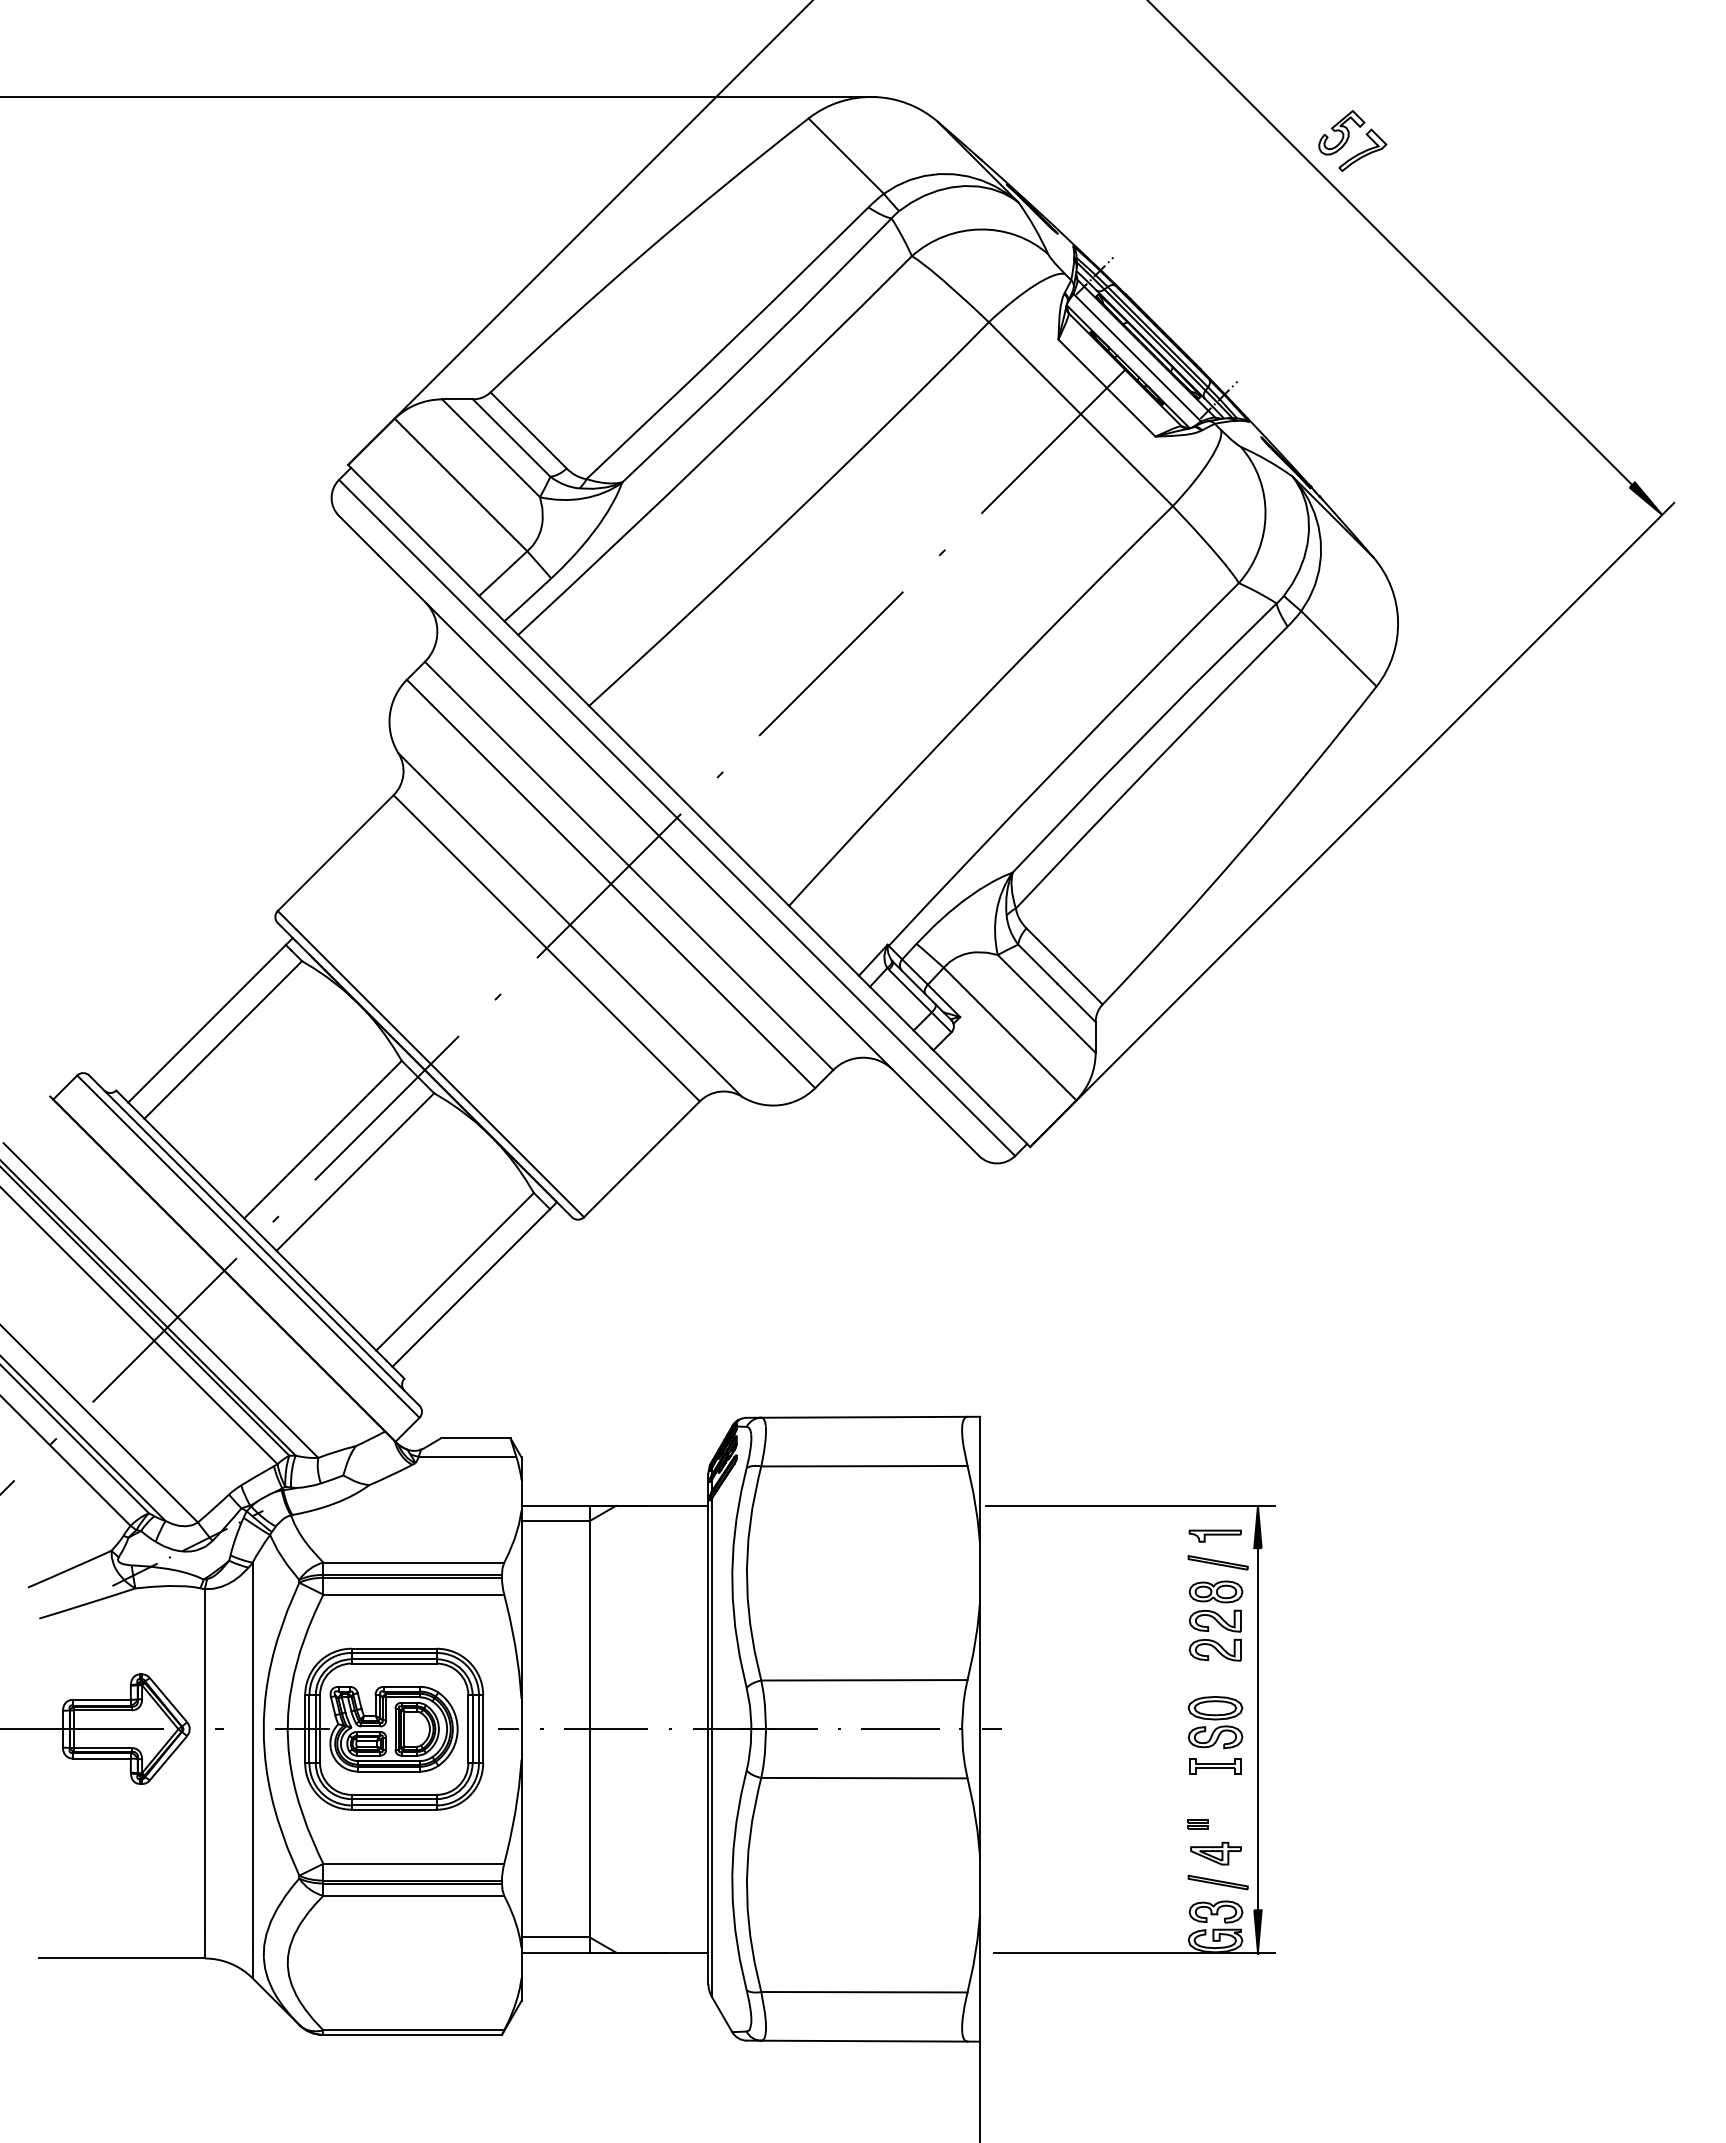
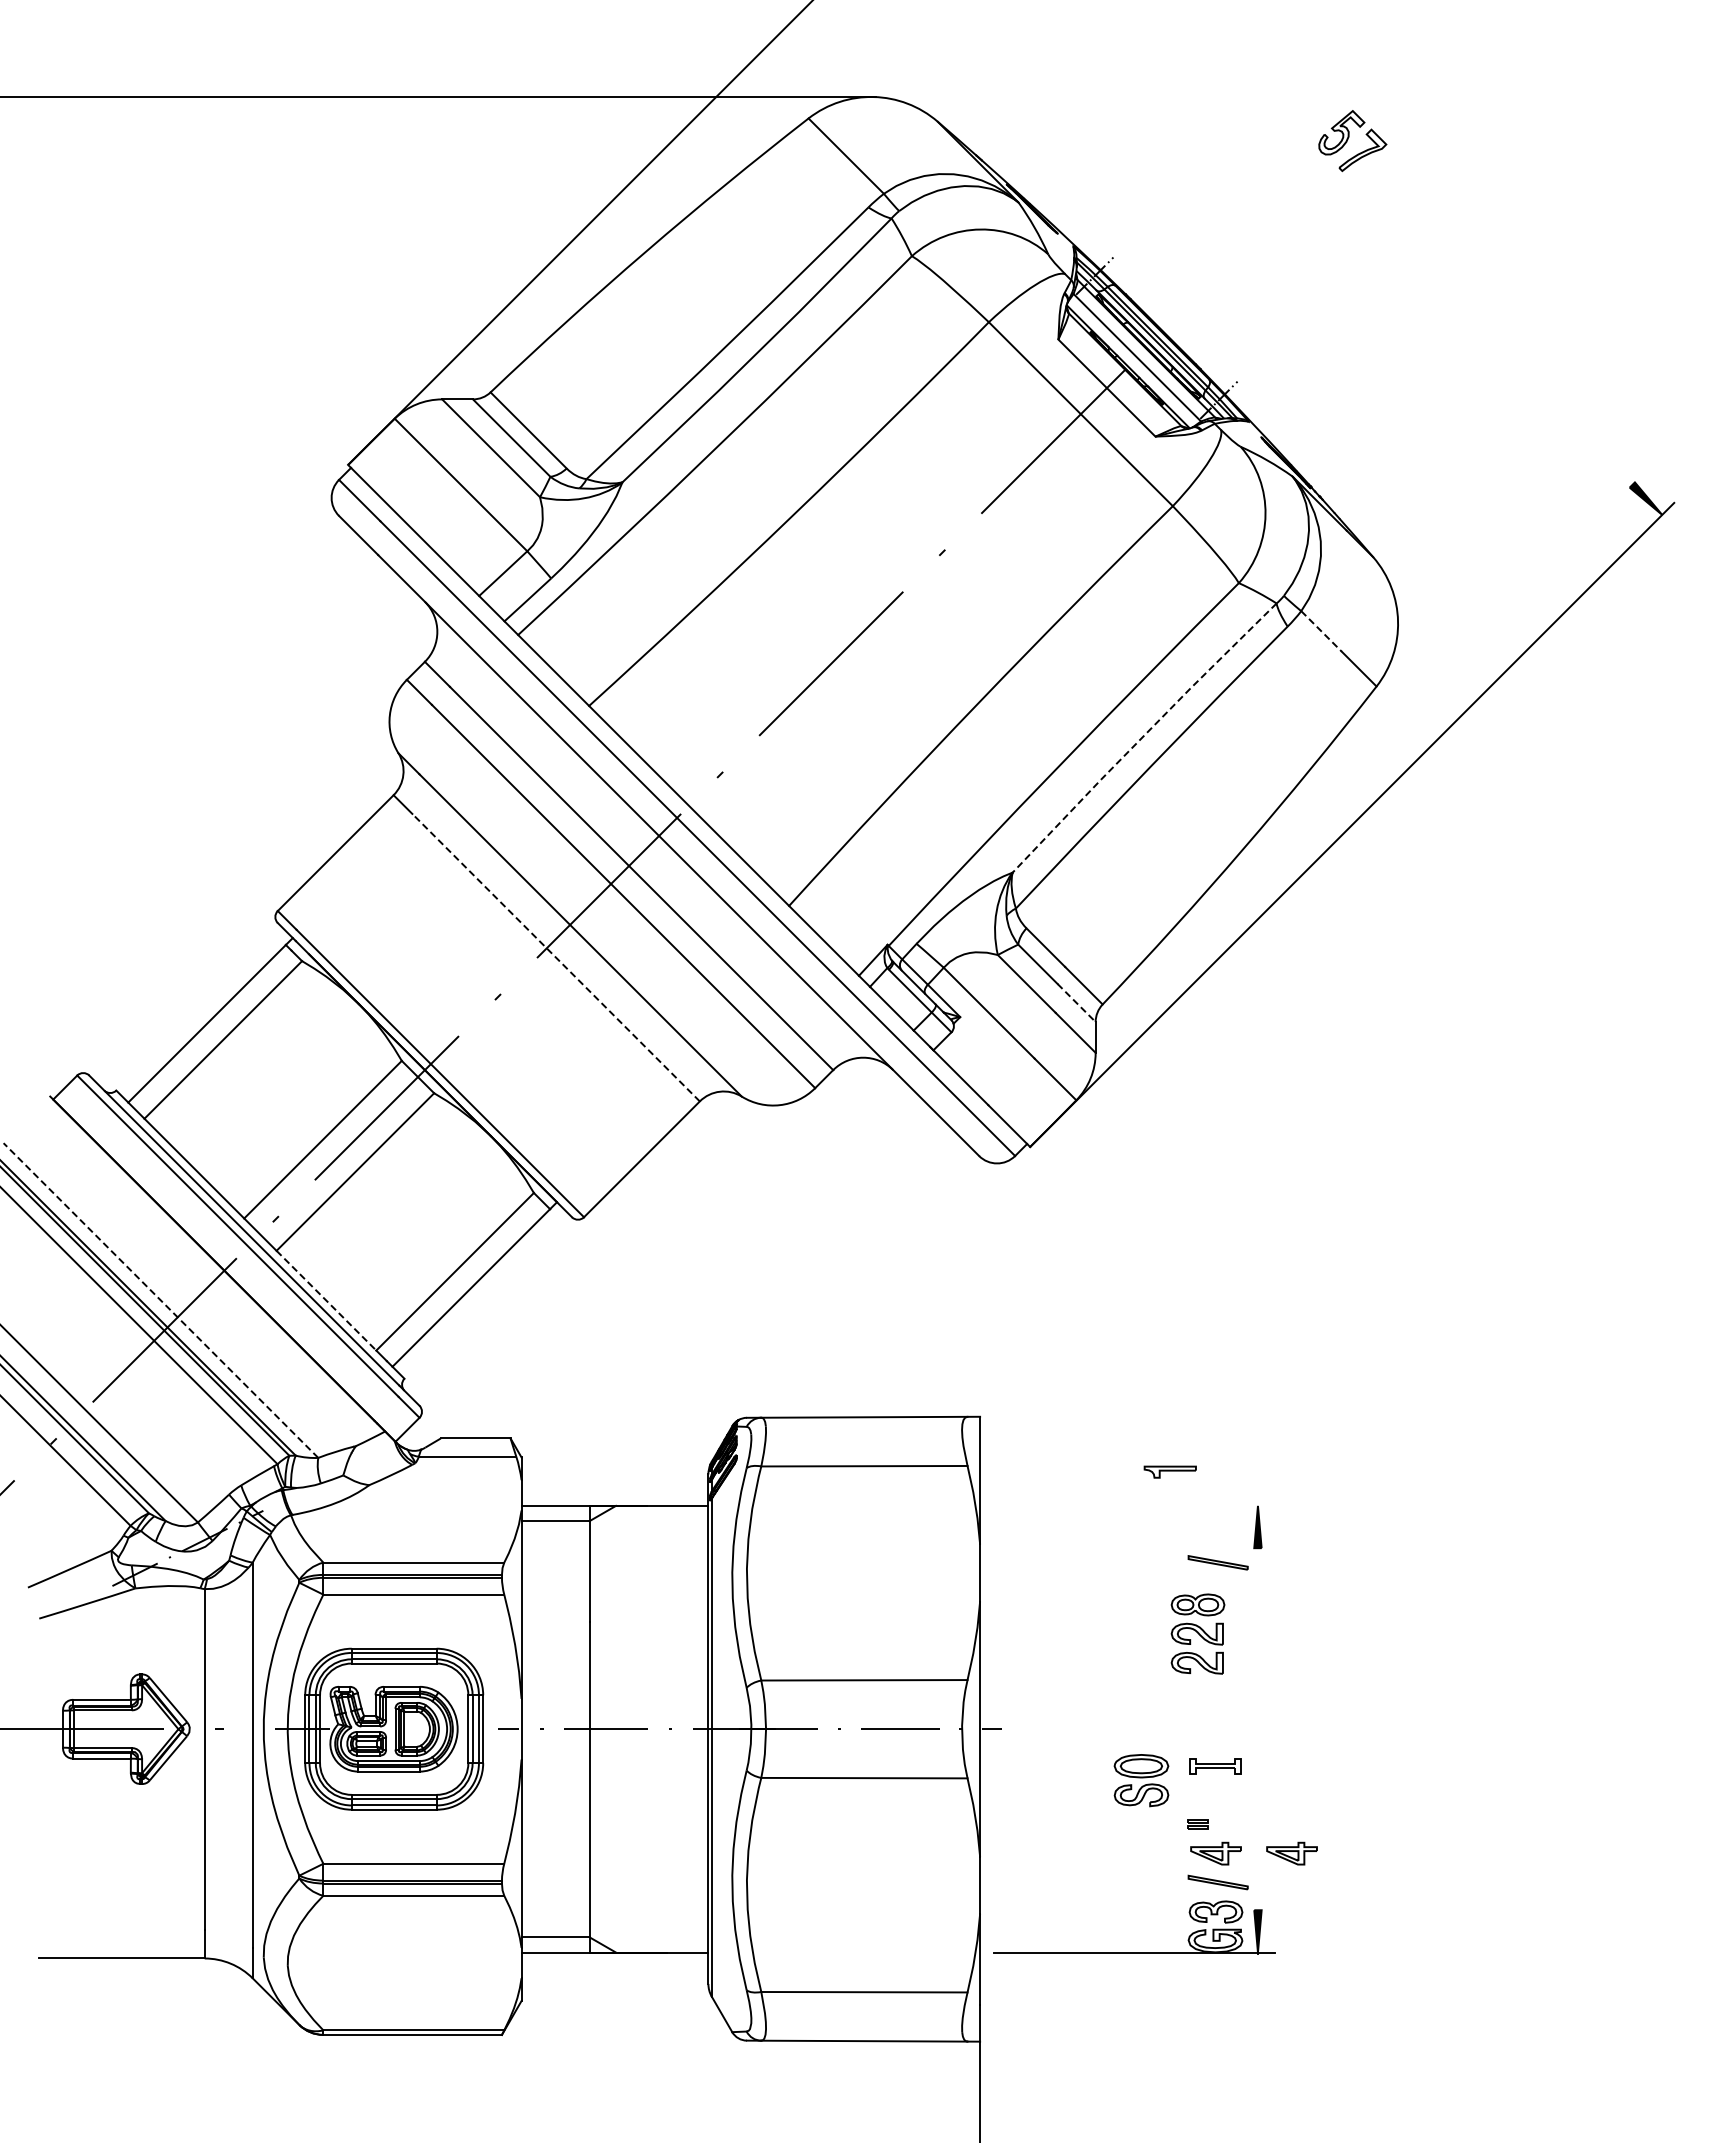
line: present -> none (1390, 243)
line: solid -> dashed (1321, 631)
line: solid -> dashed (1143, 736)
line: solid -> dashed (555, 957)
line: solid -> dashed (1076, 1002)
line: solid -> dashed (160, 1300)
line: solid -> dashed (326, 1300)
line: present -> none (1129, 1505)
part position: (1214, 1535) -> (1169, 1471) (1169, 1471)
part position: (1215, 1620) -> (1197, 1633) (1197, 1633)
part position: (1215, 1722) -> (1141, 1780) (1141, 1780)
line: present -> none (1257, 1729)
part: none -> present (1291, 1853)
